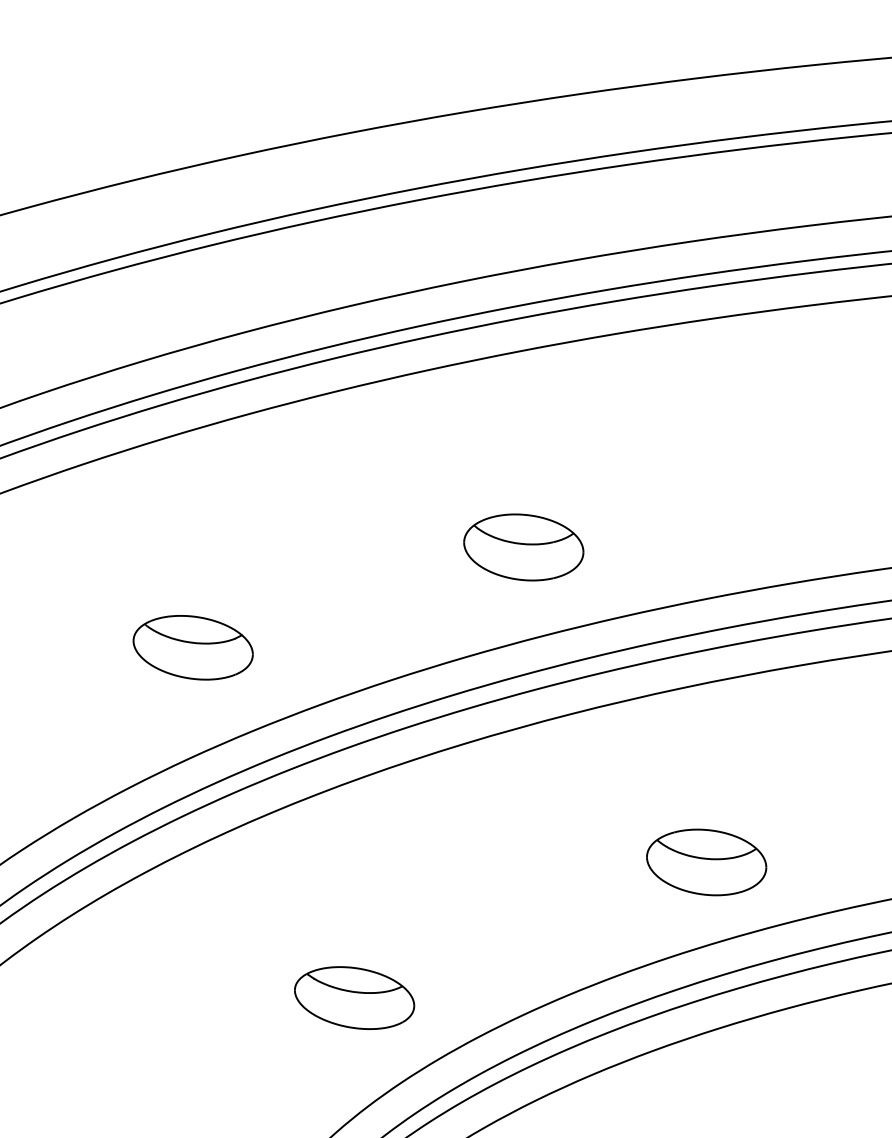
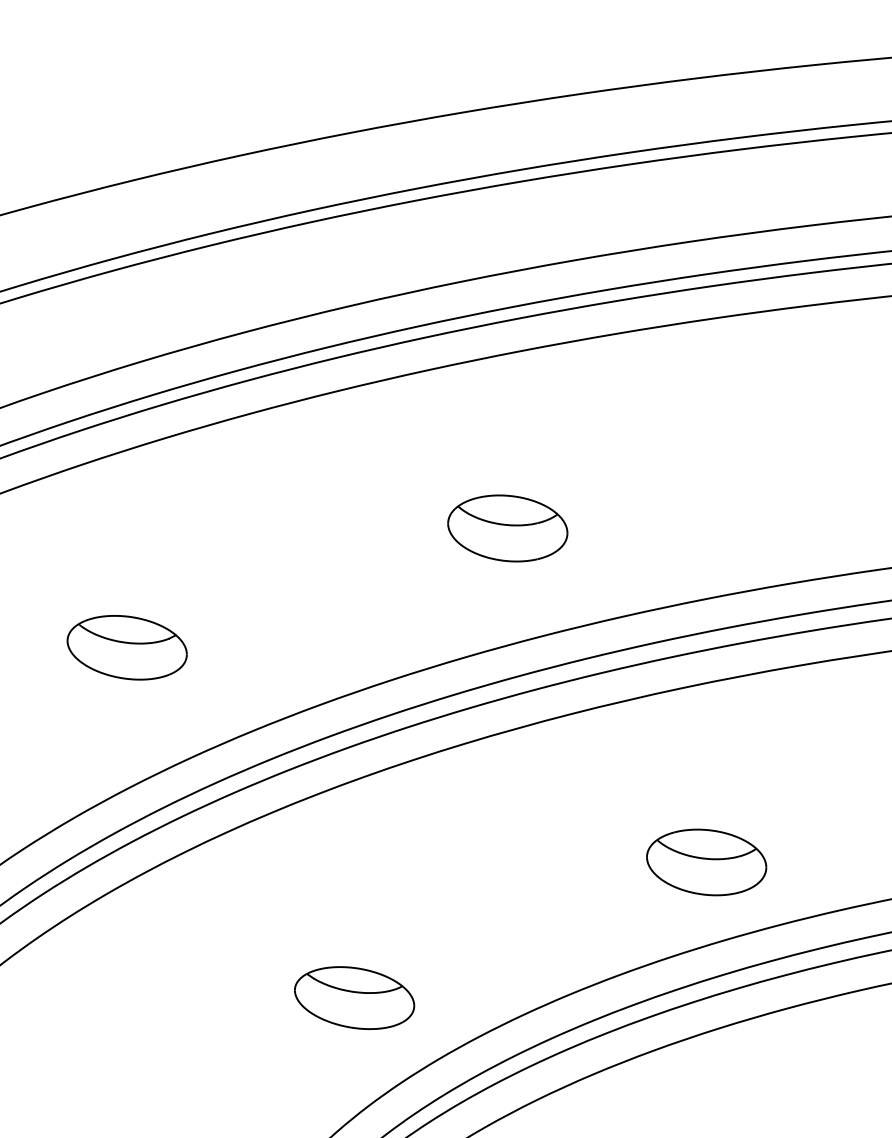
part position: (523, 547) -> (507, 528) (507, 528)
part position: (192, 647) -> (126, 647) (126, 647)
